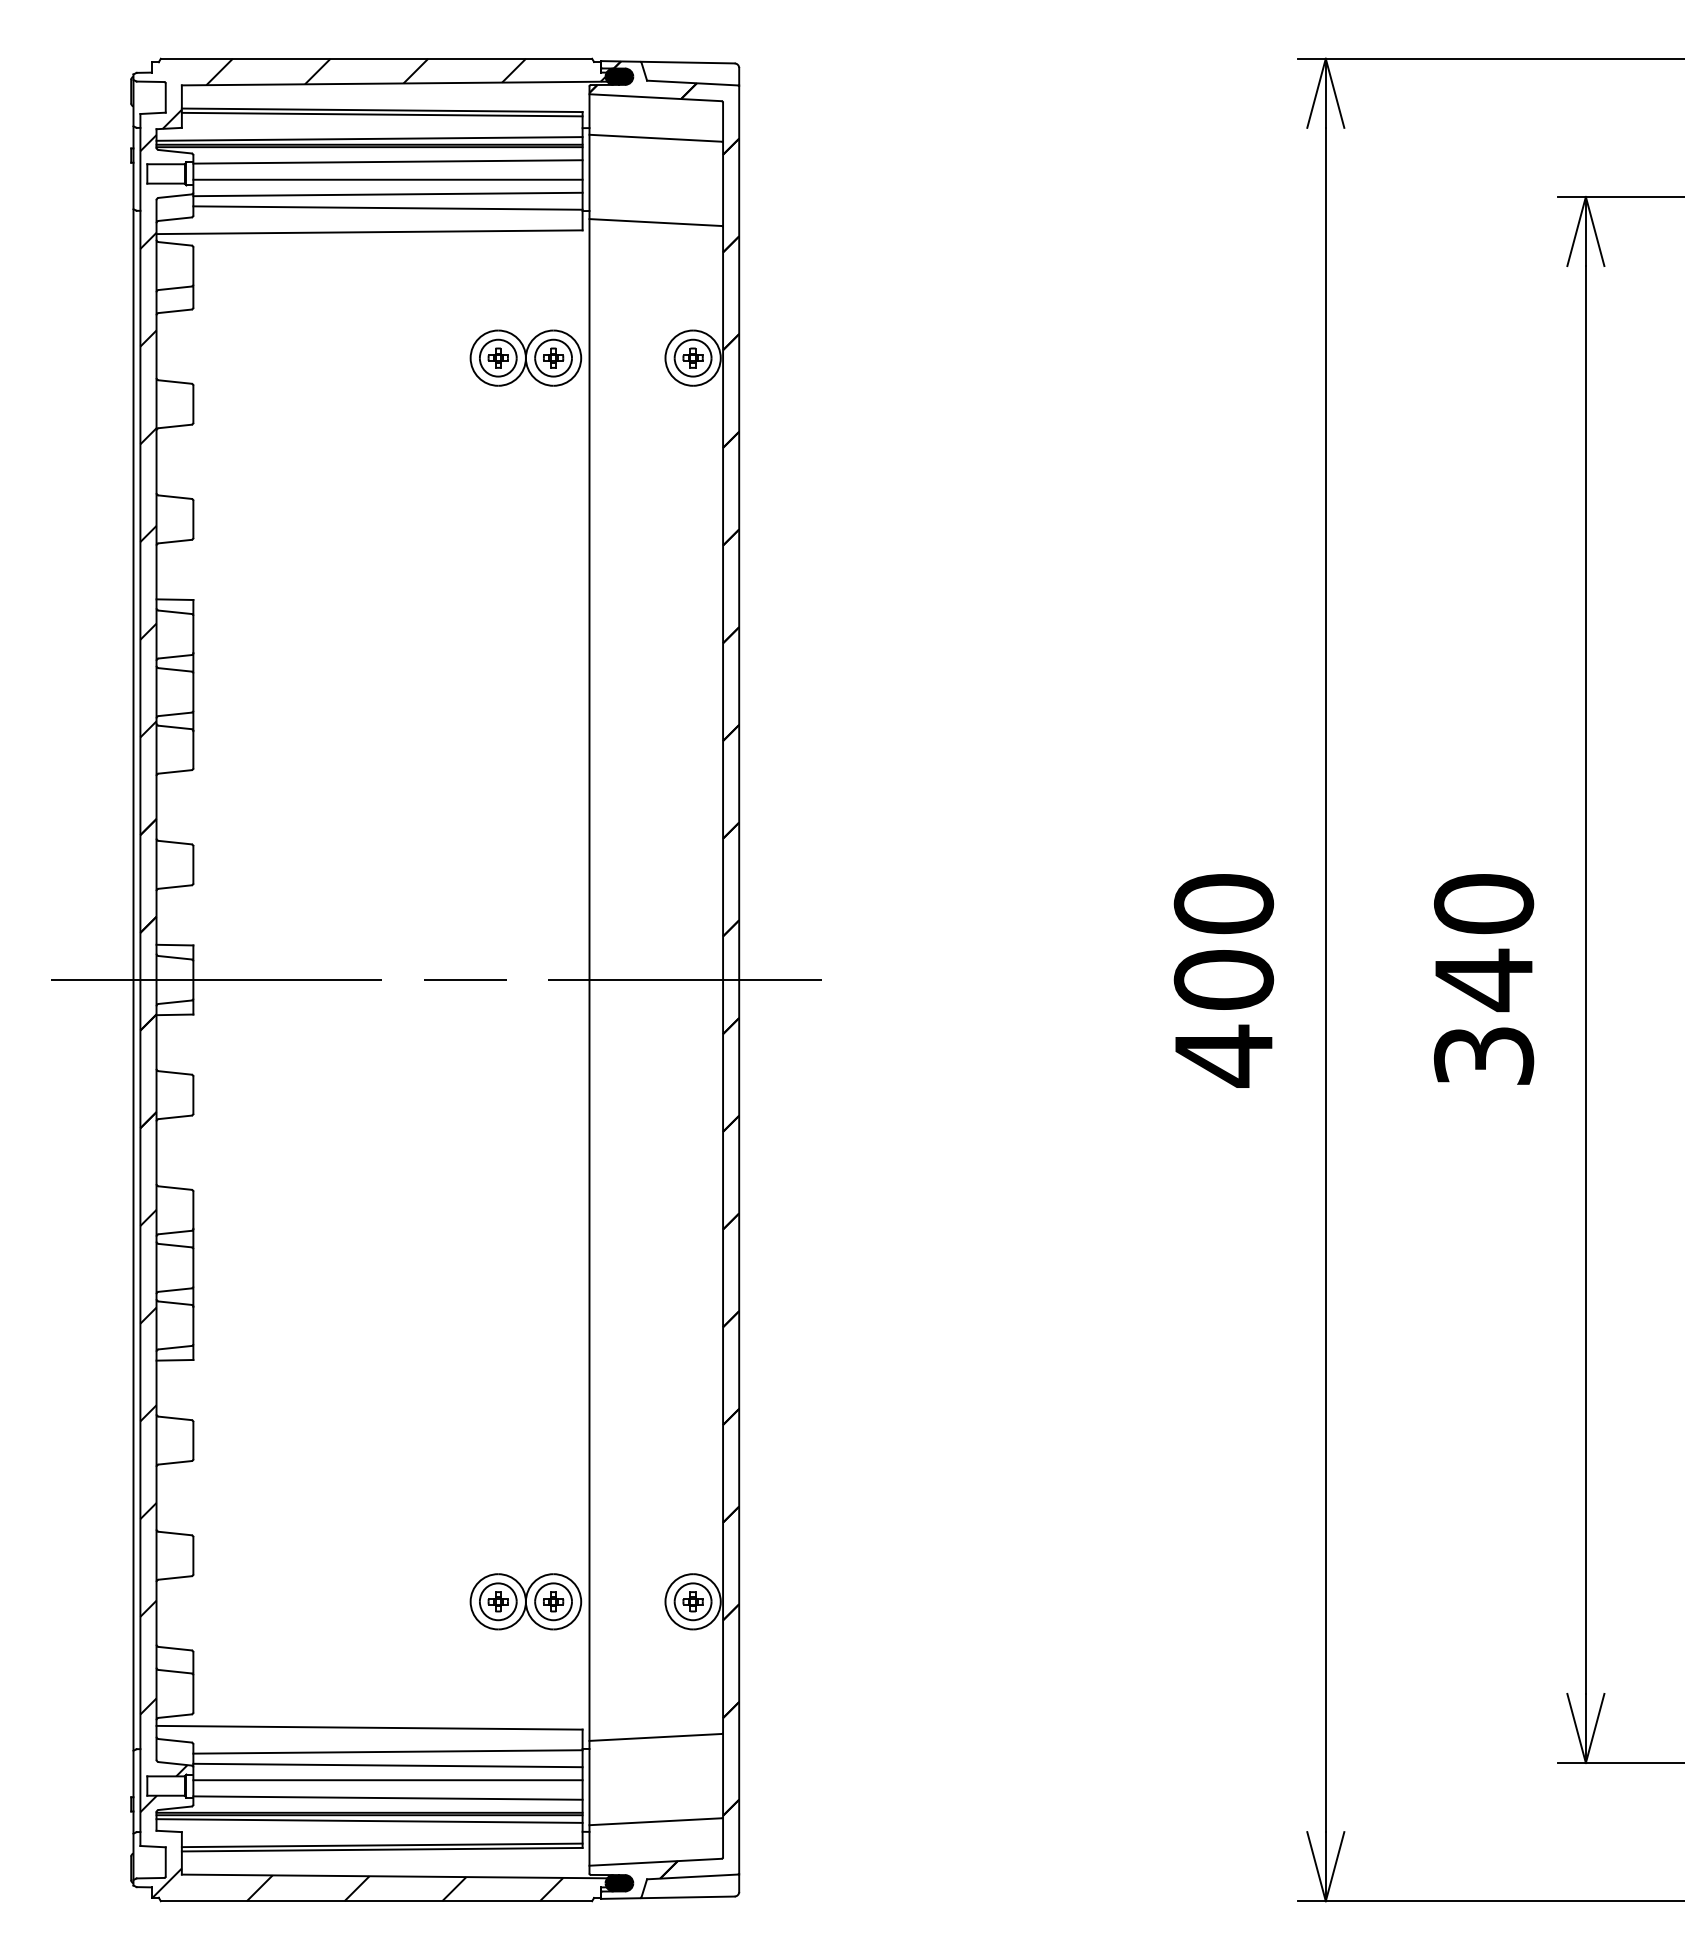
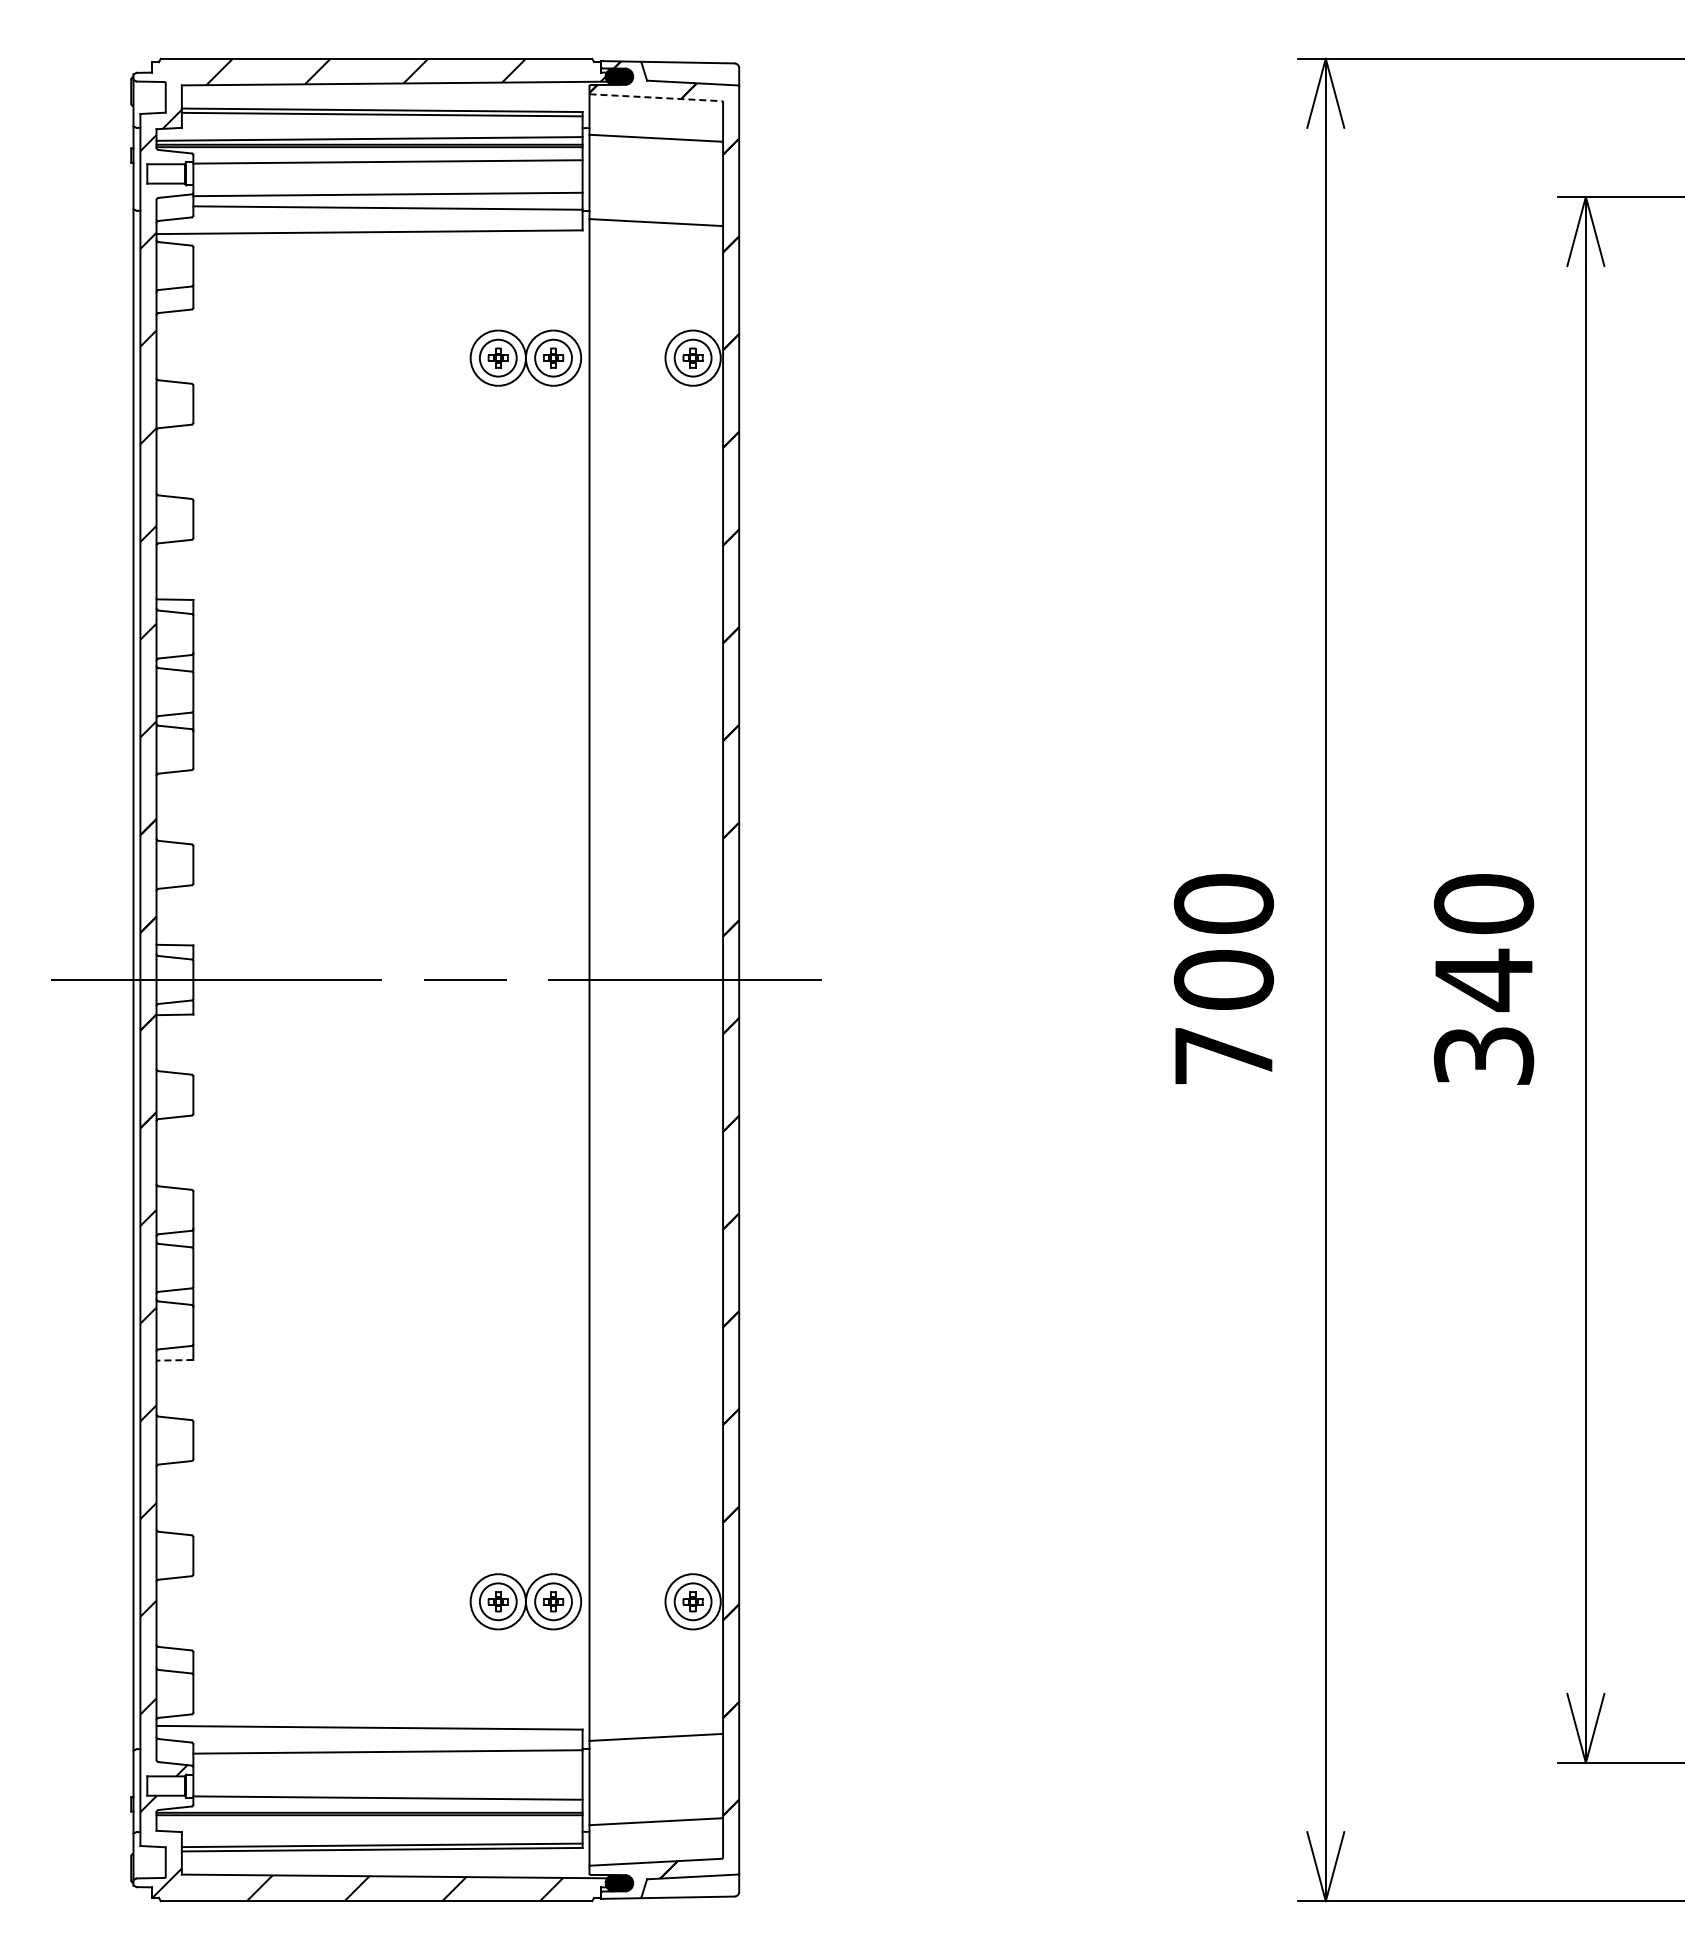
line: solid -> dashed (656, 97)
line: present -> none (387, 179)
text: 400 -> 700 (1223, 1055)
line: solid -> dashed (174, 1360)
line: present -> none (387, 1765)
line: present -> none (387, 1780)
line: present -> none (369, 1820)
